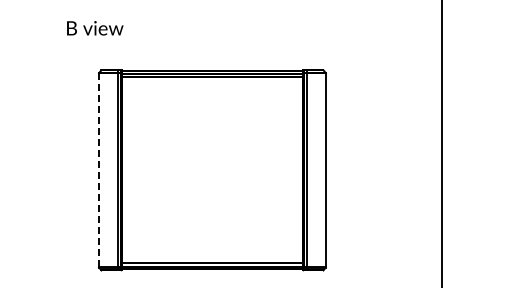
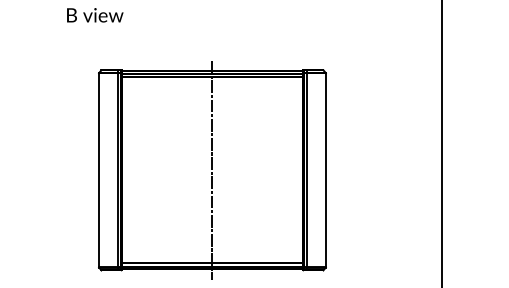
text position: (95, 28) -> (95, 15) (95, 15)
line: dashed -> solid (99, 170)
line: none -> present (212, 170)
